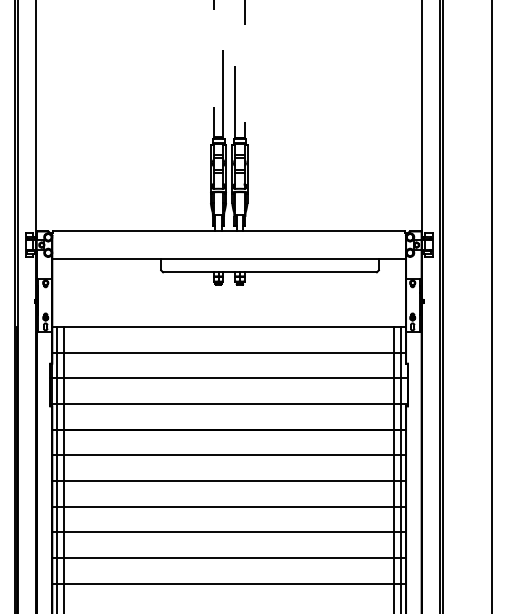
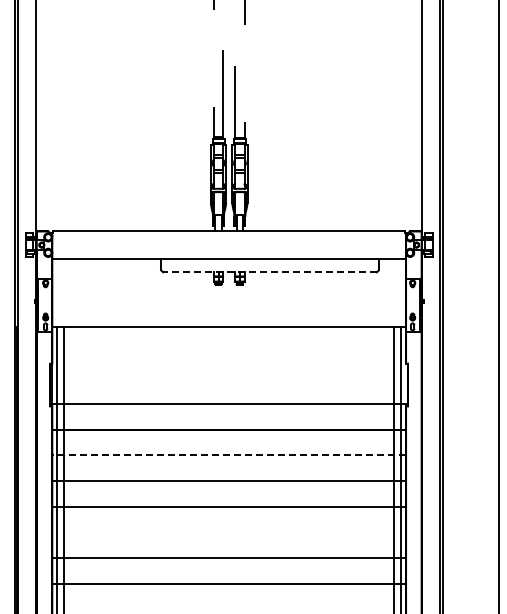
line: solid -> dashed (270, 272)
line position: (491, 306) -> (498, 306) (498, 306)
line: present -> none (229, 352)
line: present -> none (229, 378)
line: solid -> dashed (229, 455)
line: present -> none (229, 532)
